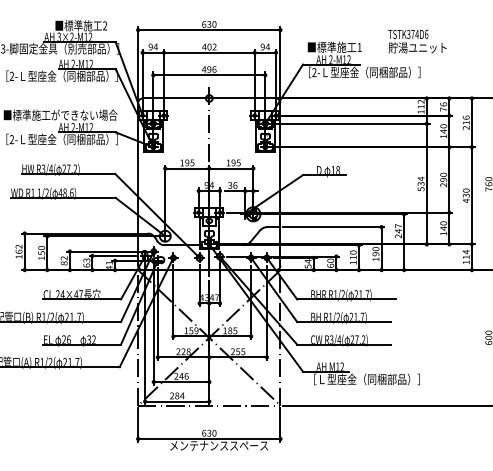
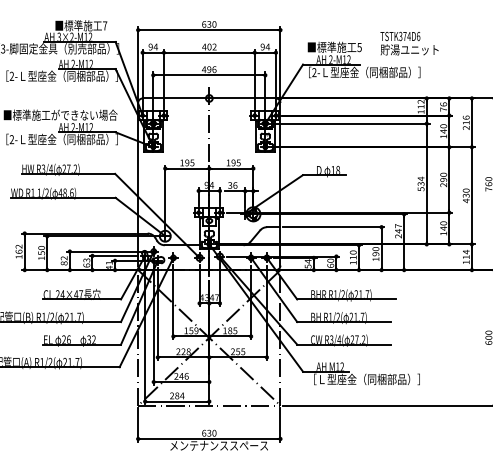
text: 2 -> 7 (105, 25)
text position: (417, 41) -> (409, 43) (409, 43)
text: 1 -> 5 (359, 47)
